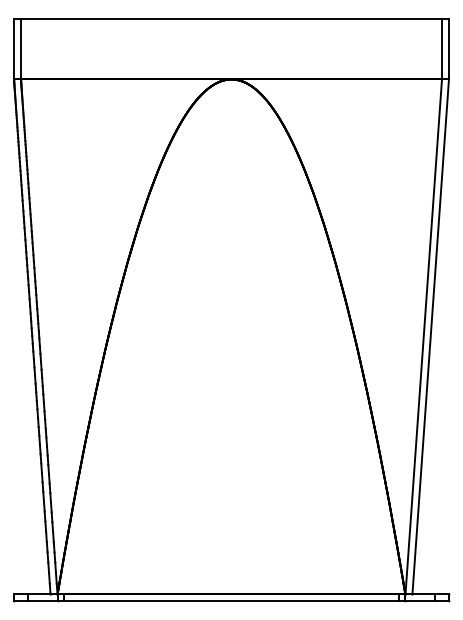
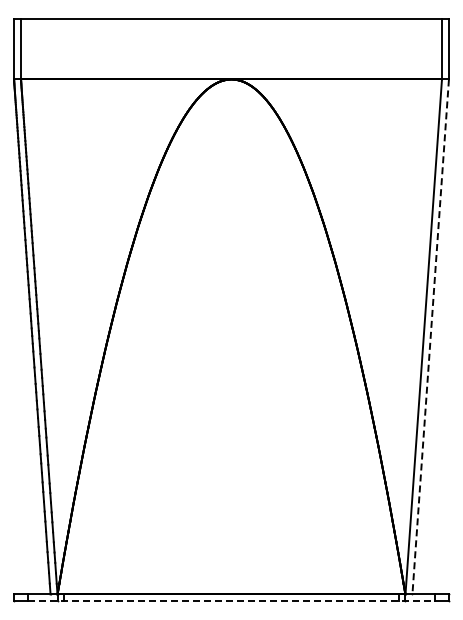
line: solid -> dashed (430, 337)
line: solid -> dashed (231, 601)
